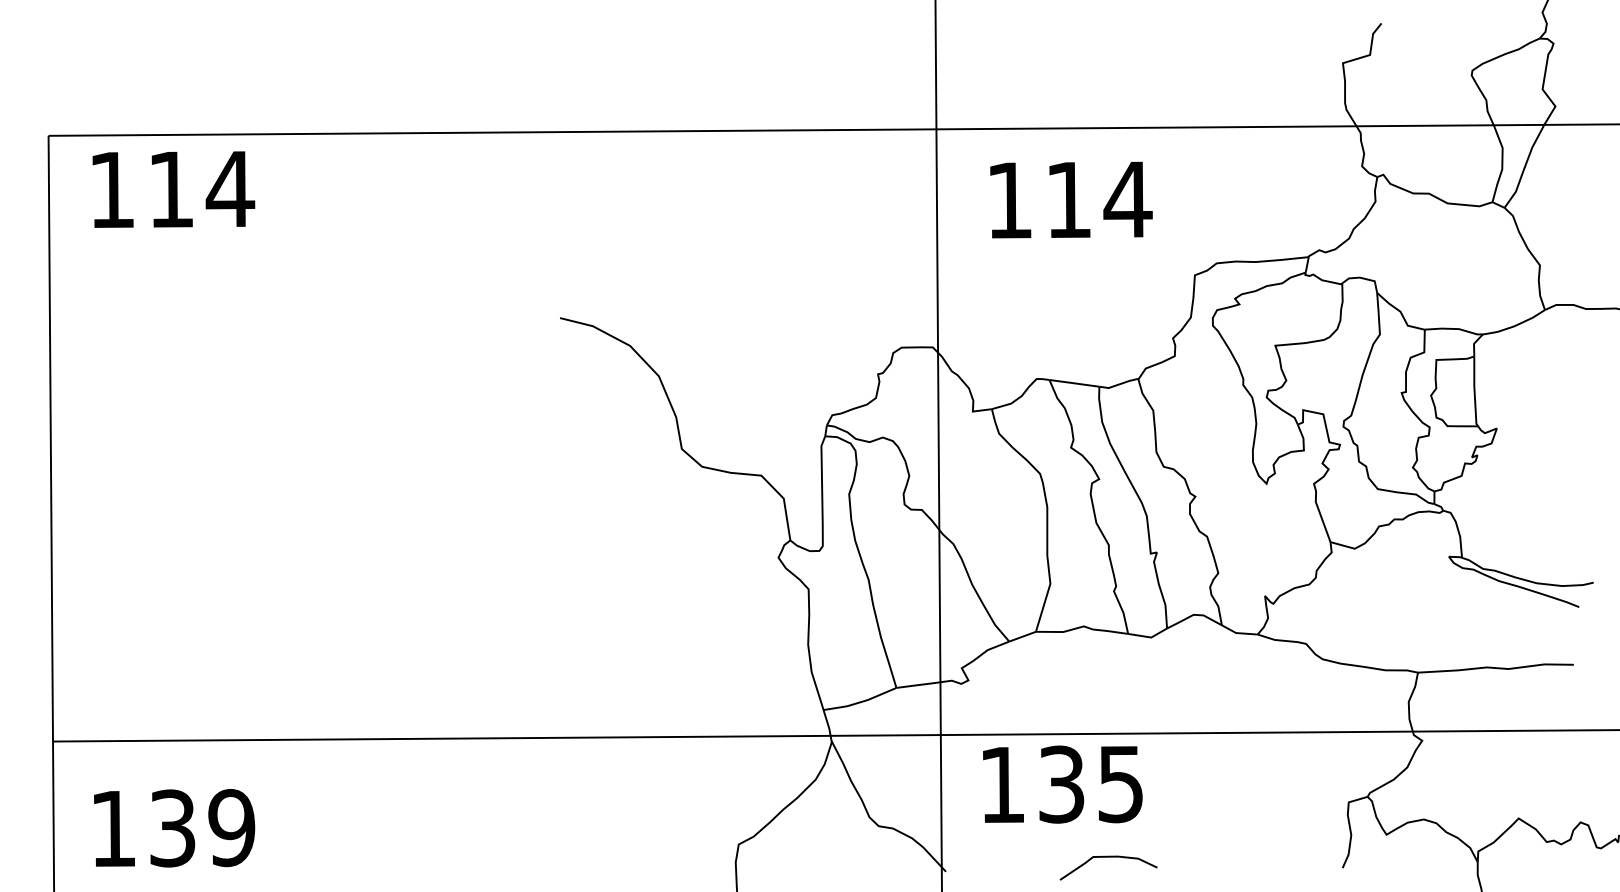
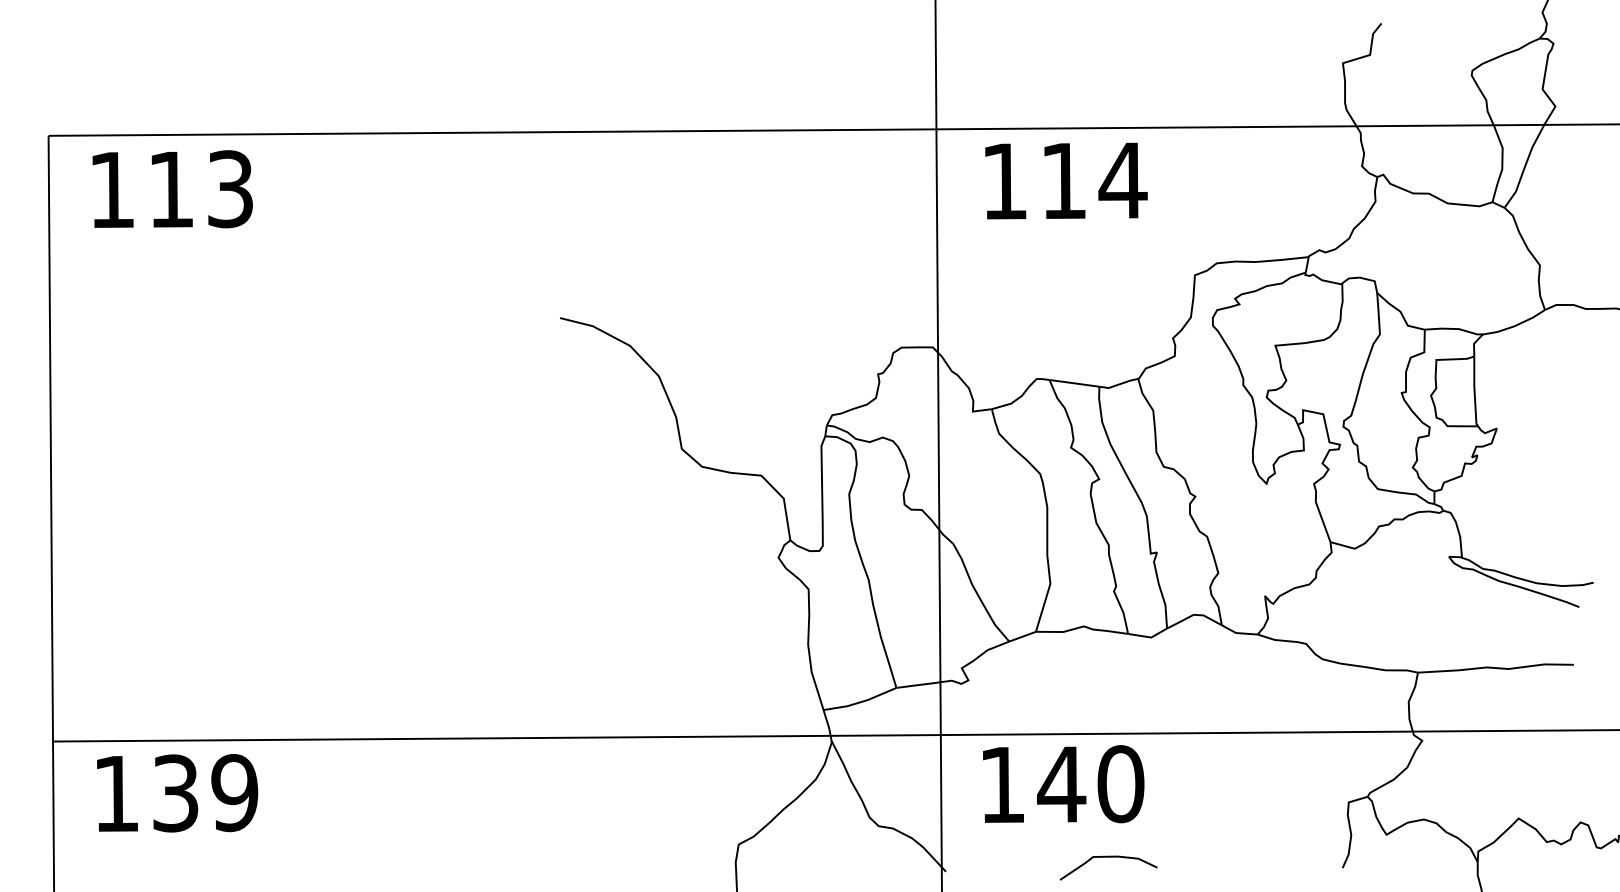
text: 114 -> 113 (230, 189)
text position: (1071, 199) -> (1066, 180) (1066, 180)
text: 135 -> 140 (1090, 784)
text position: (174, 828) -> (177, 793) (177, 793)
